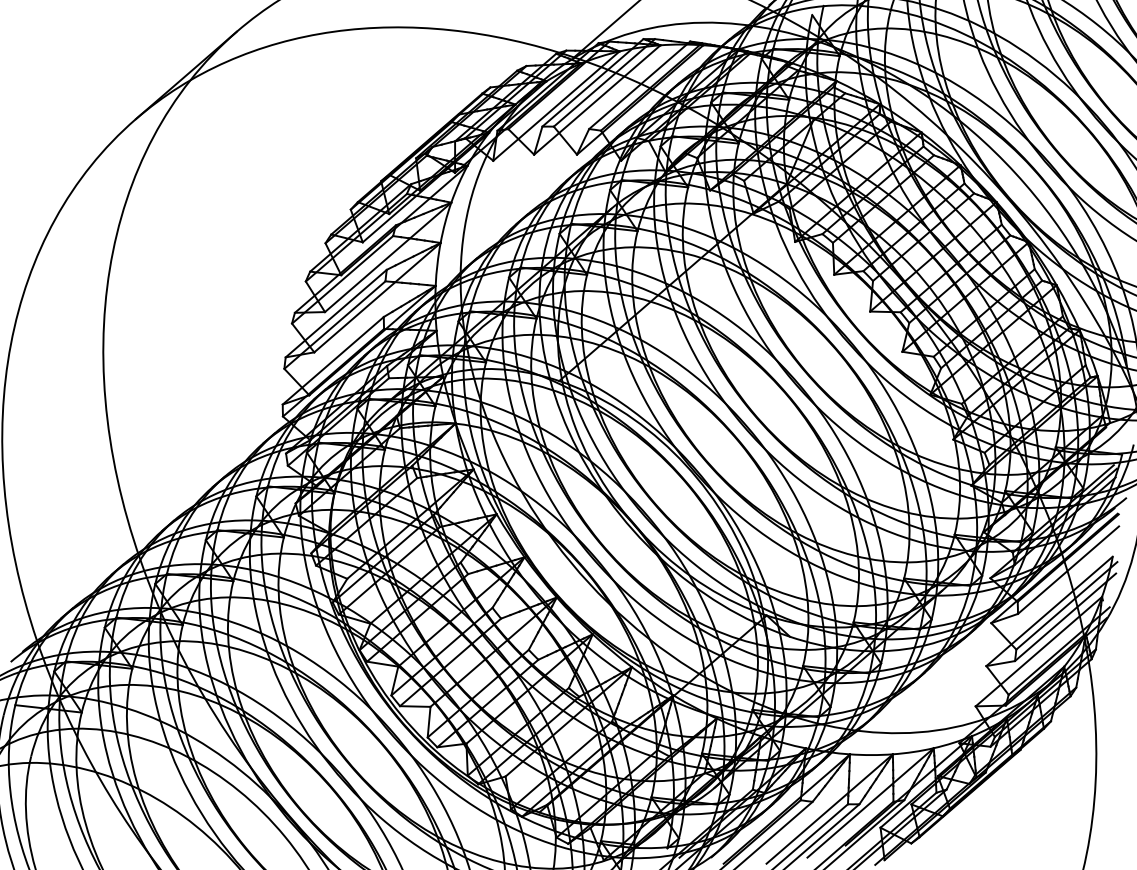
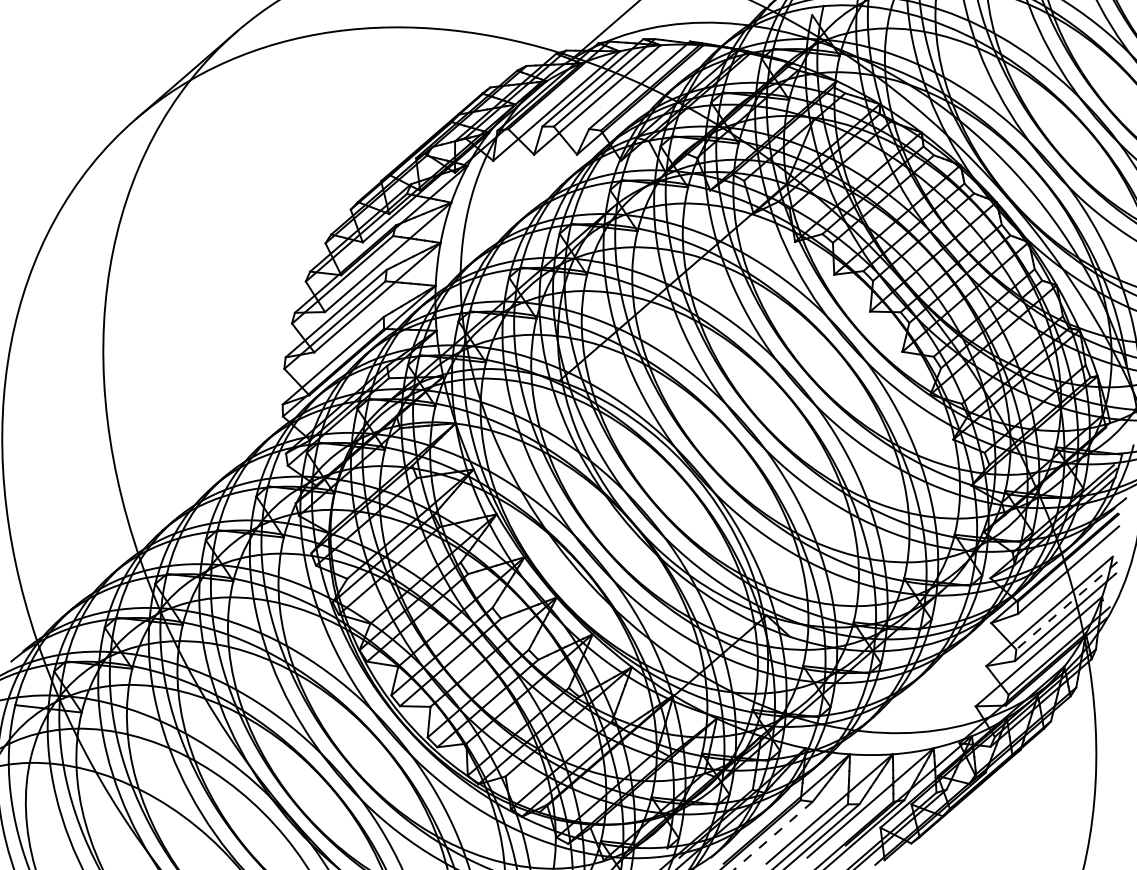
line: solid -> dashed (1066, 605)
line: solid -> dashed (773, 835)
